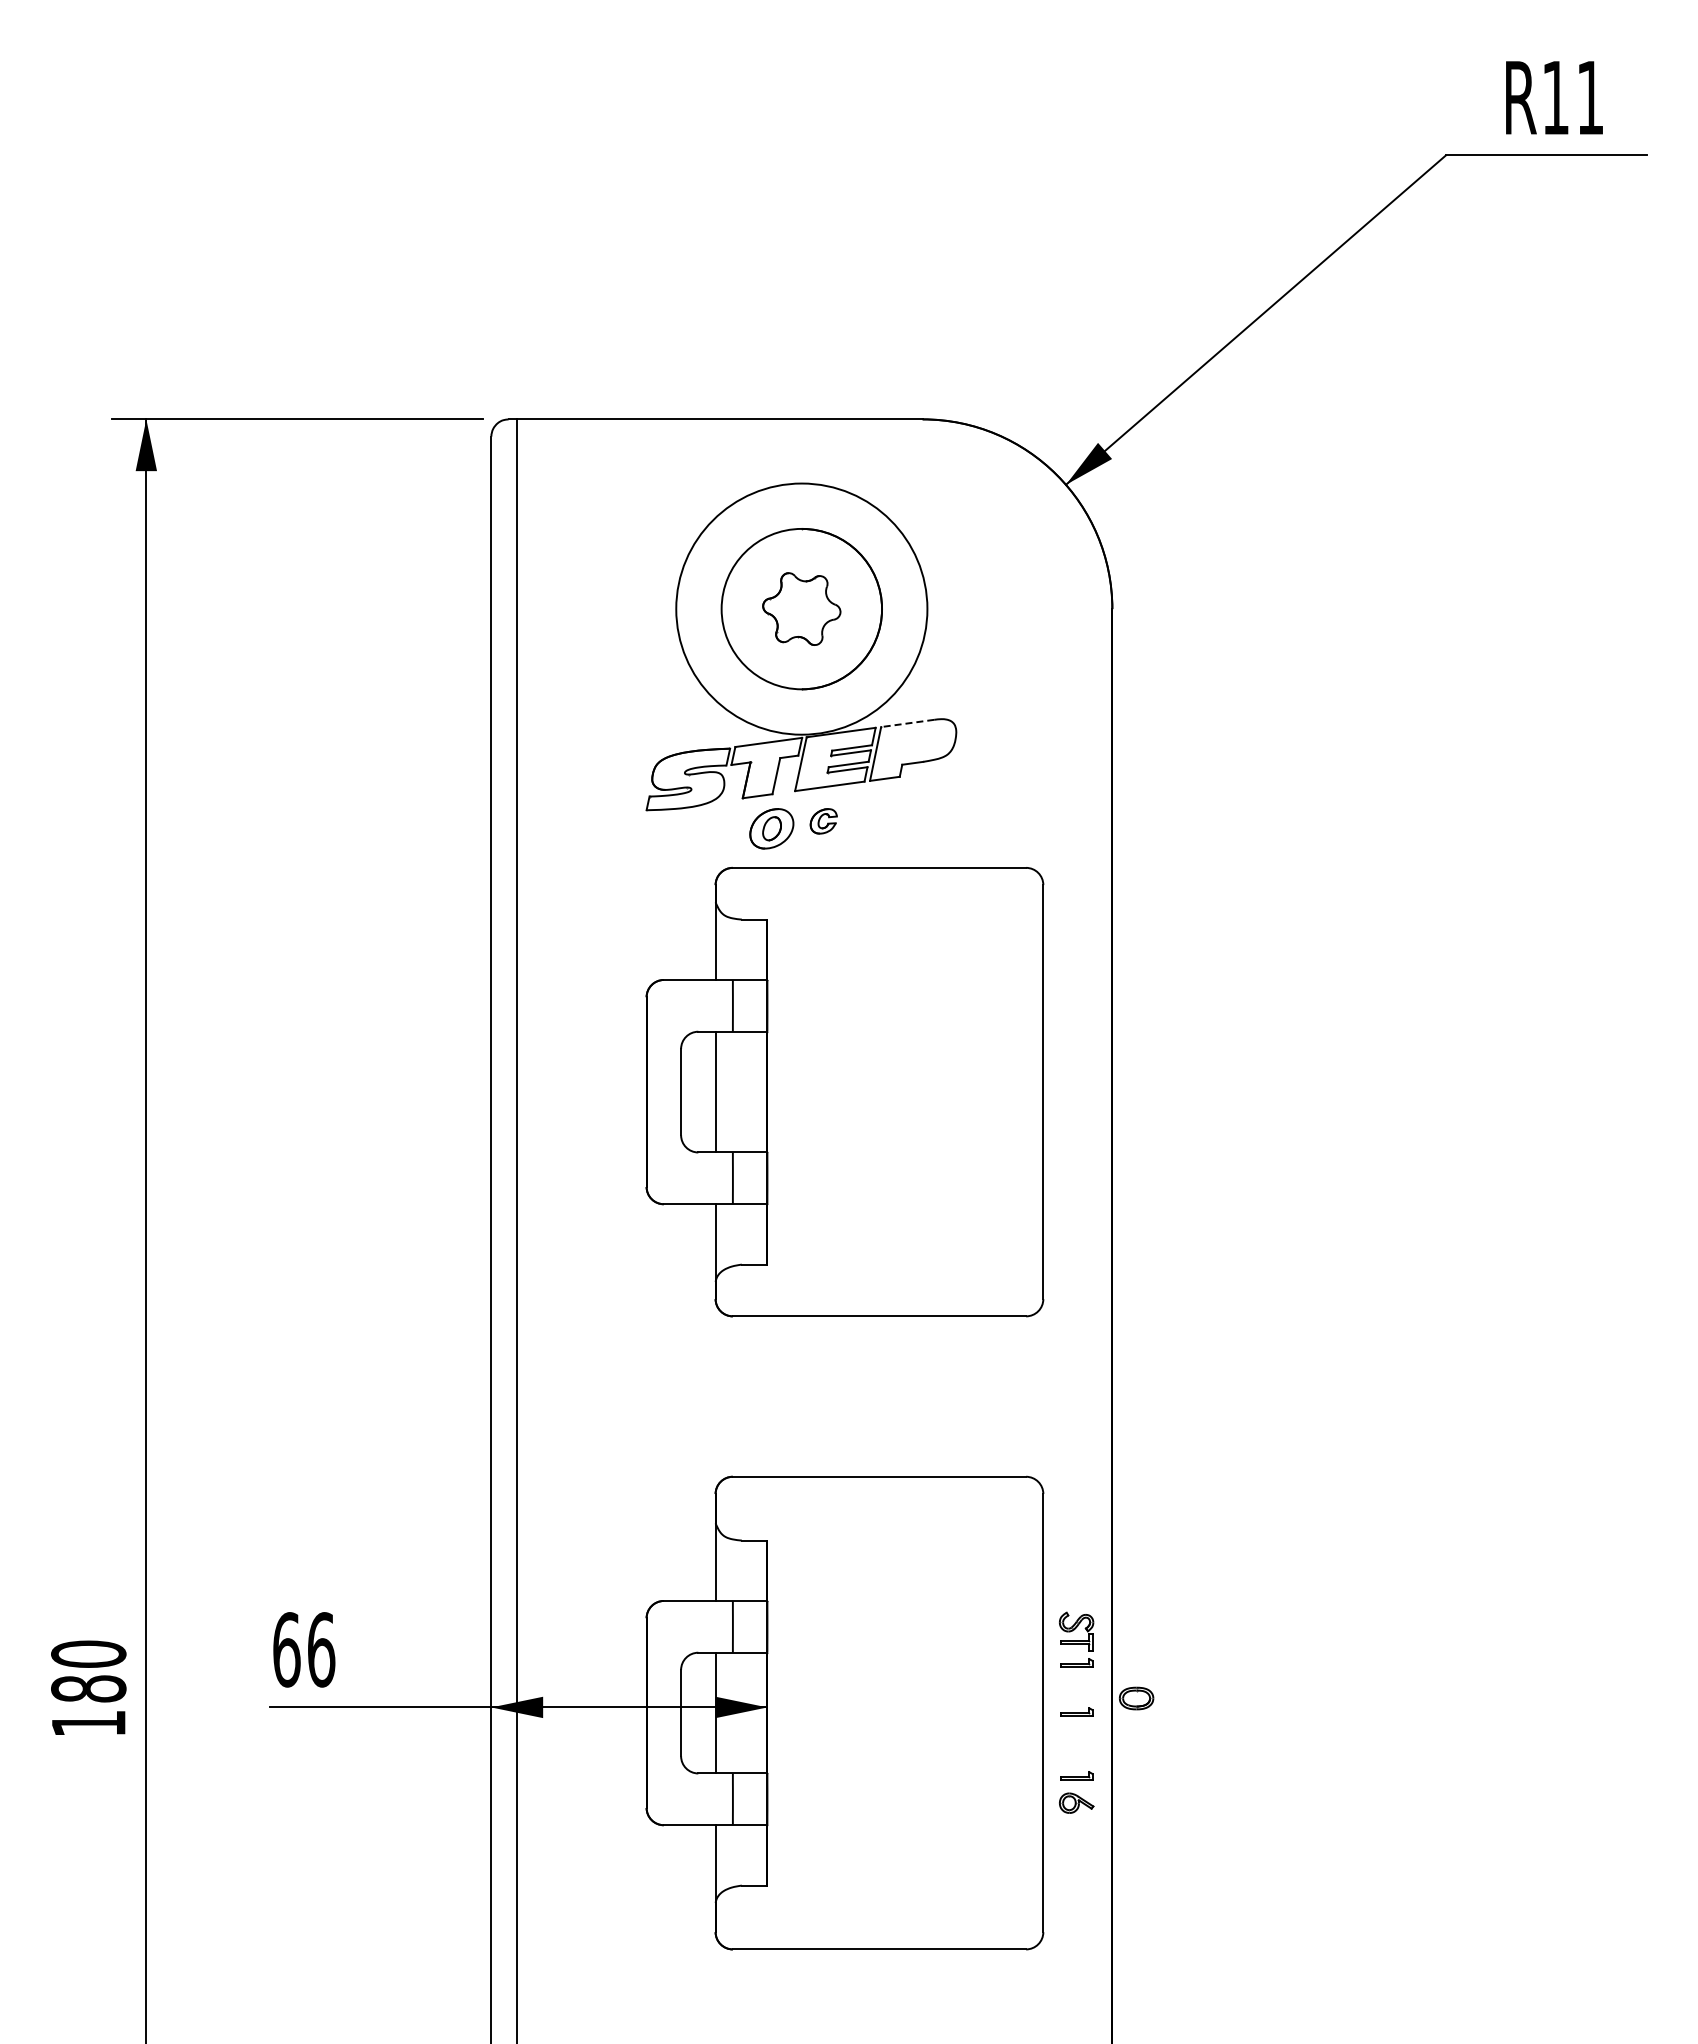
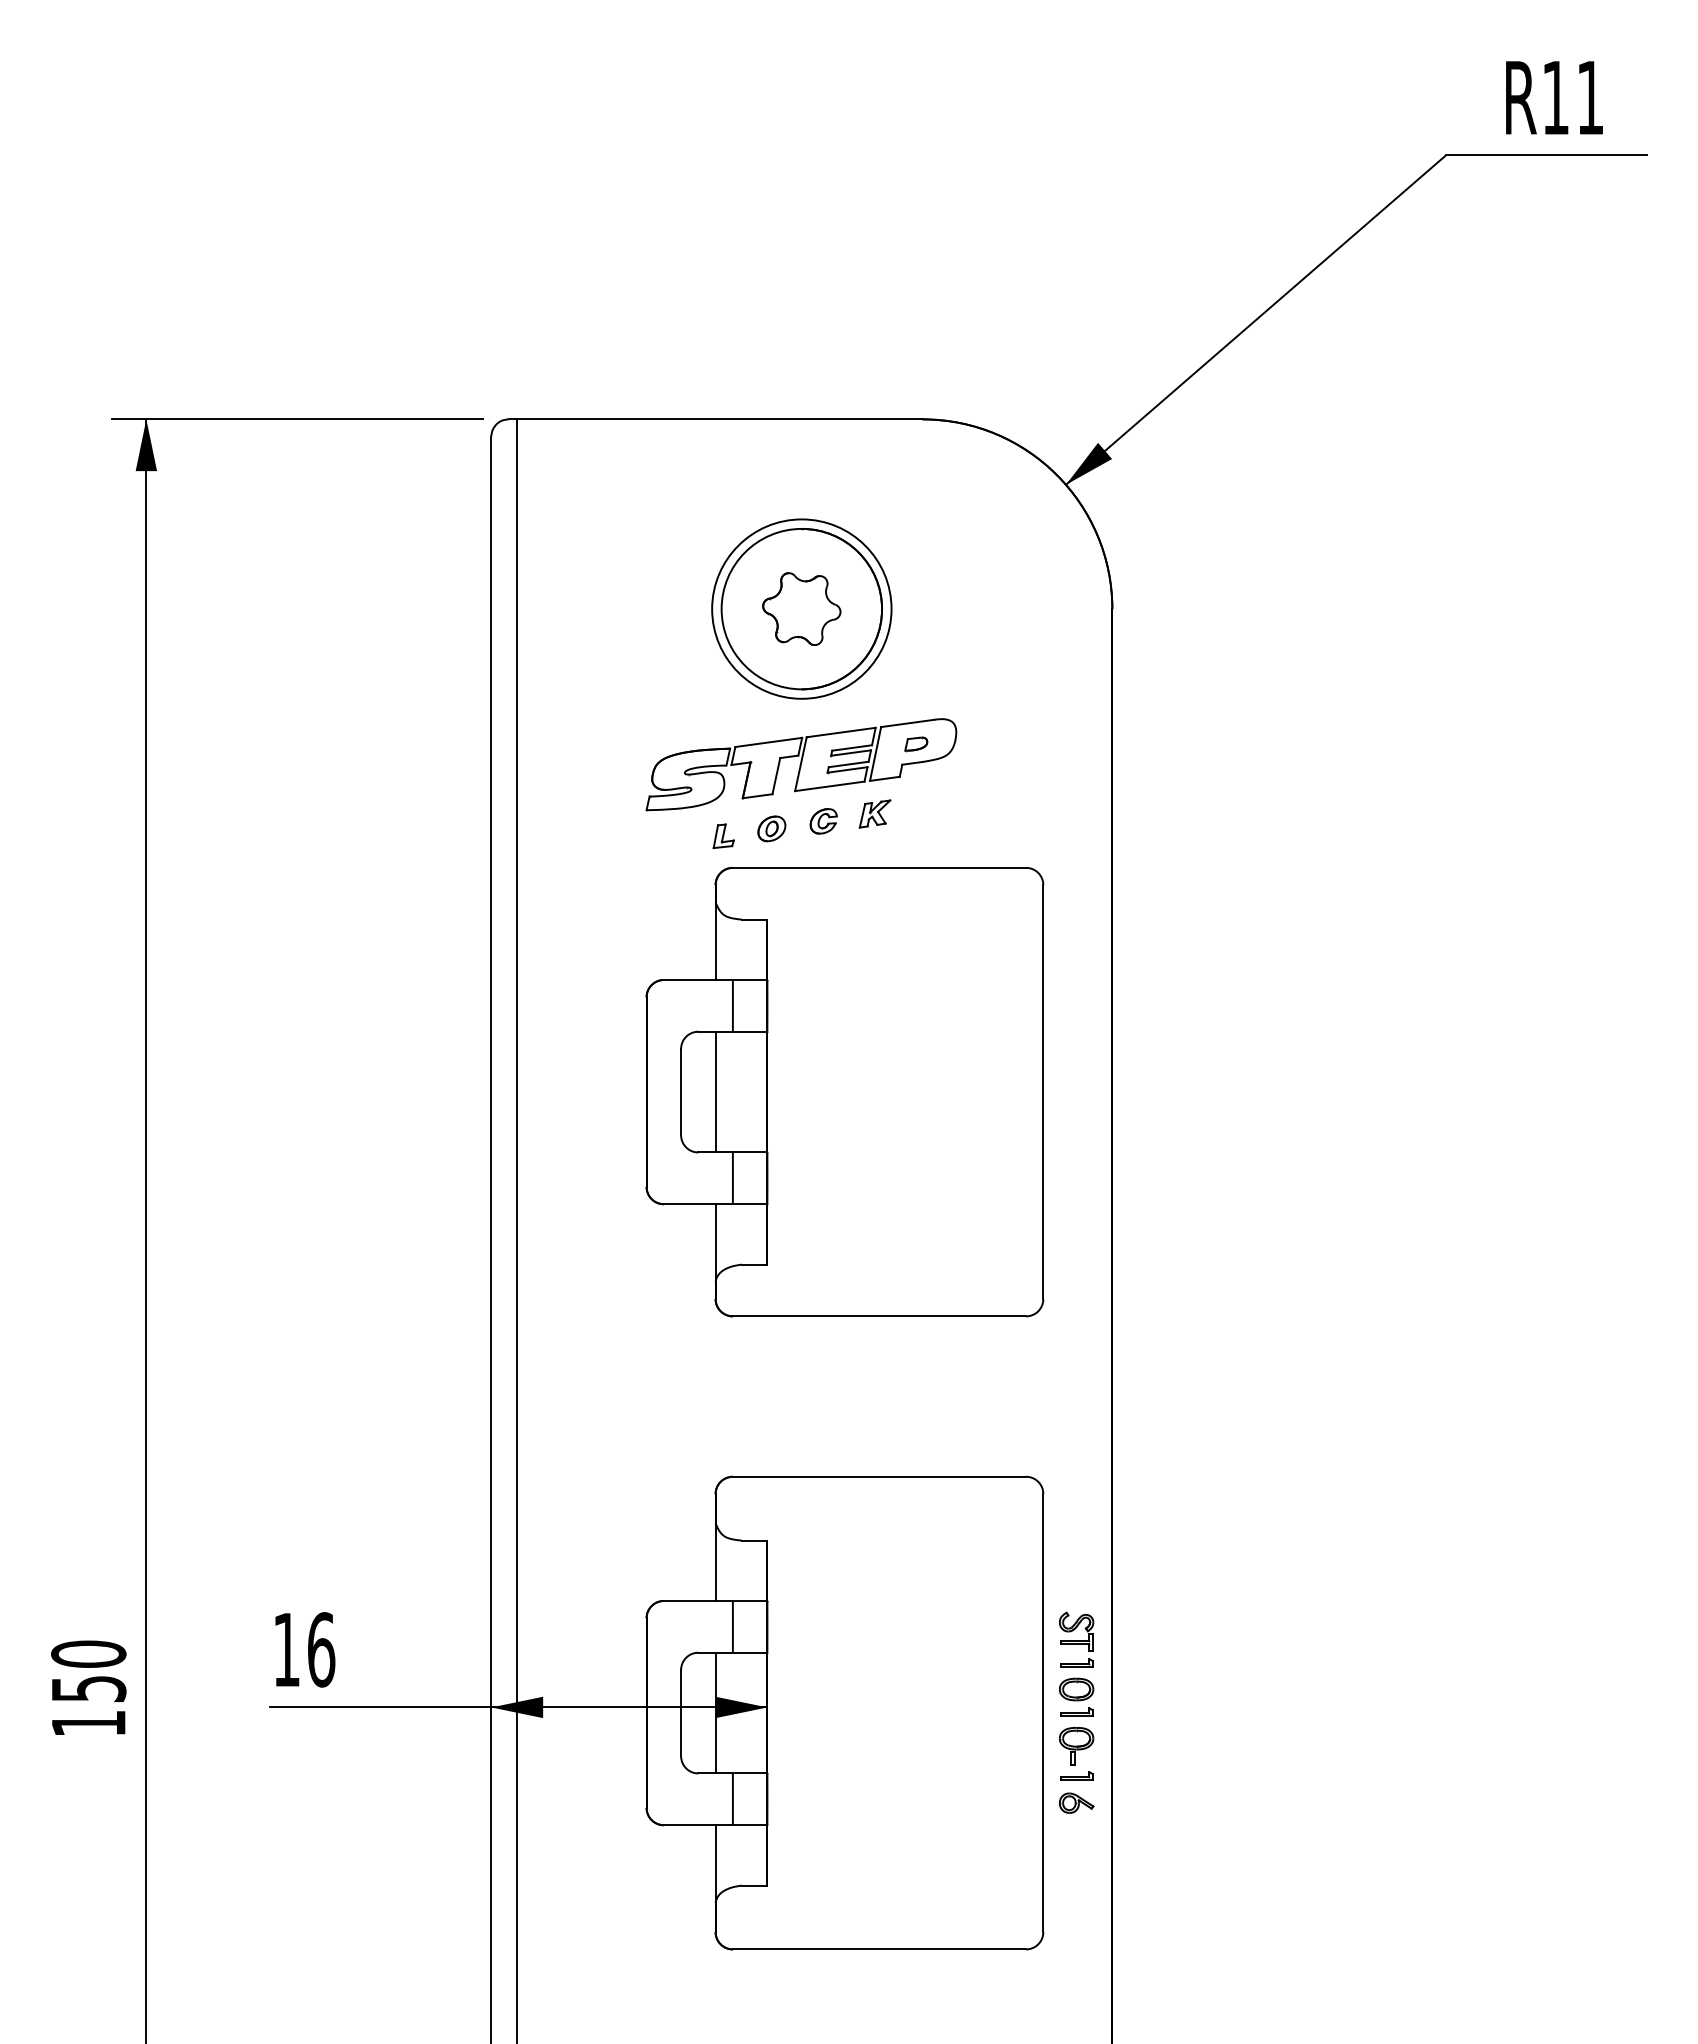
circle diameter: 251 px -> 179 px (801, 608)
line: dashed -> solid (907, 723)
part: none -> present (916, 744)
part: none -> present (874, 813)
part size: 46x42 px -> 30x28 px (771, 828)
part: none -> present (723, 835)
text: 66 -> 16 (286, 1649)
text: 180 -> 150 (88, 1688)
part position: (1136, 1698) -> (1076, 1689) (1076, 1689)
part: none -> present (1076, 1746)
